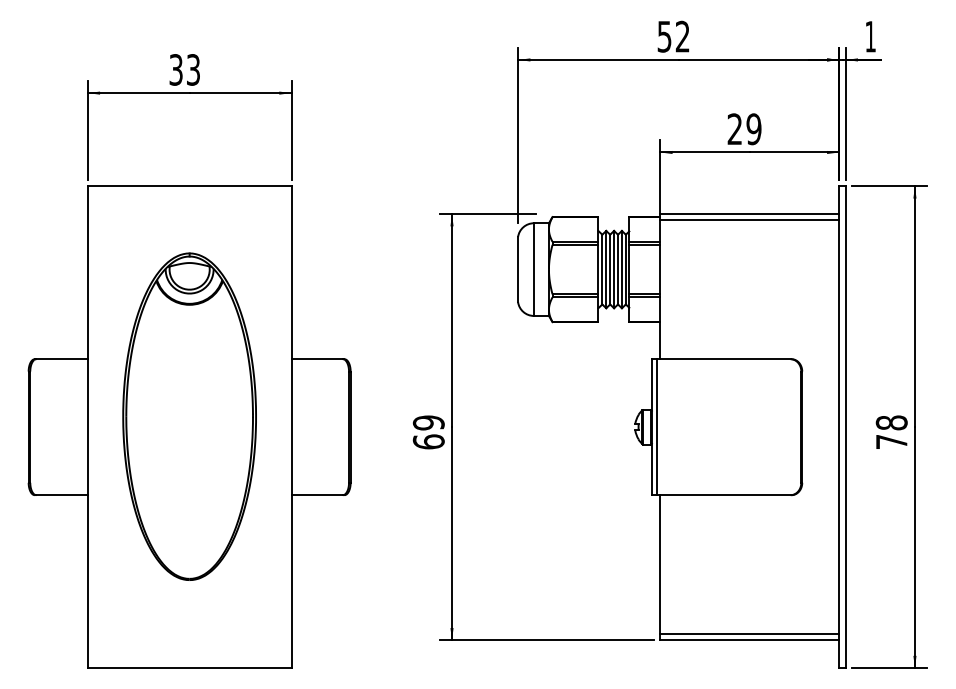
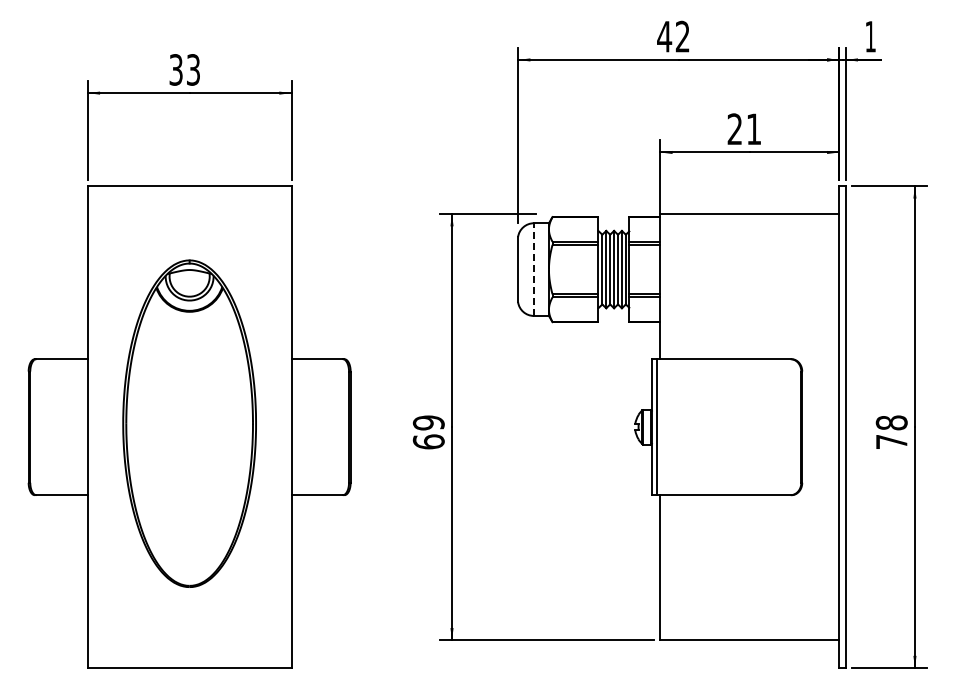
text: 52 -> 42 (664, 36)
text: 29 -> 21 (753, 129)
line: present -> none (749, 220)
line: solid -> dashed (533, 269)
part position: (189, 416) -> (189, 423) (189, 423)
line: present -> none (749, 634)
